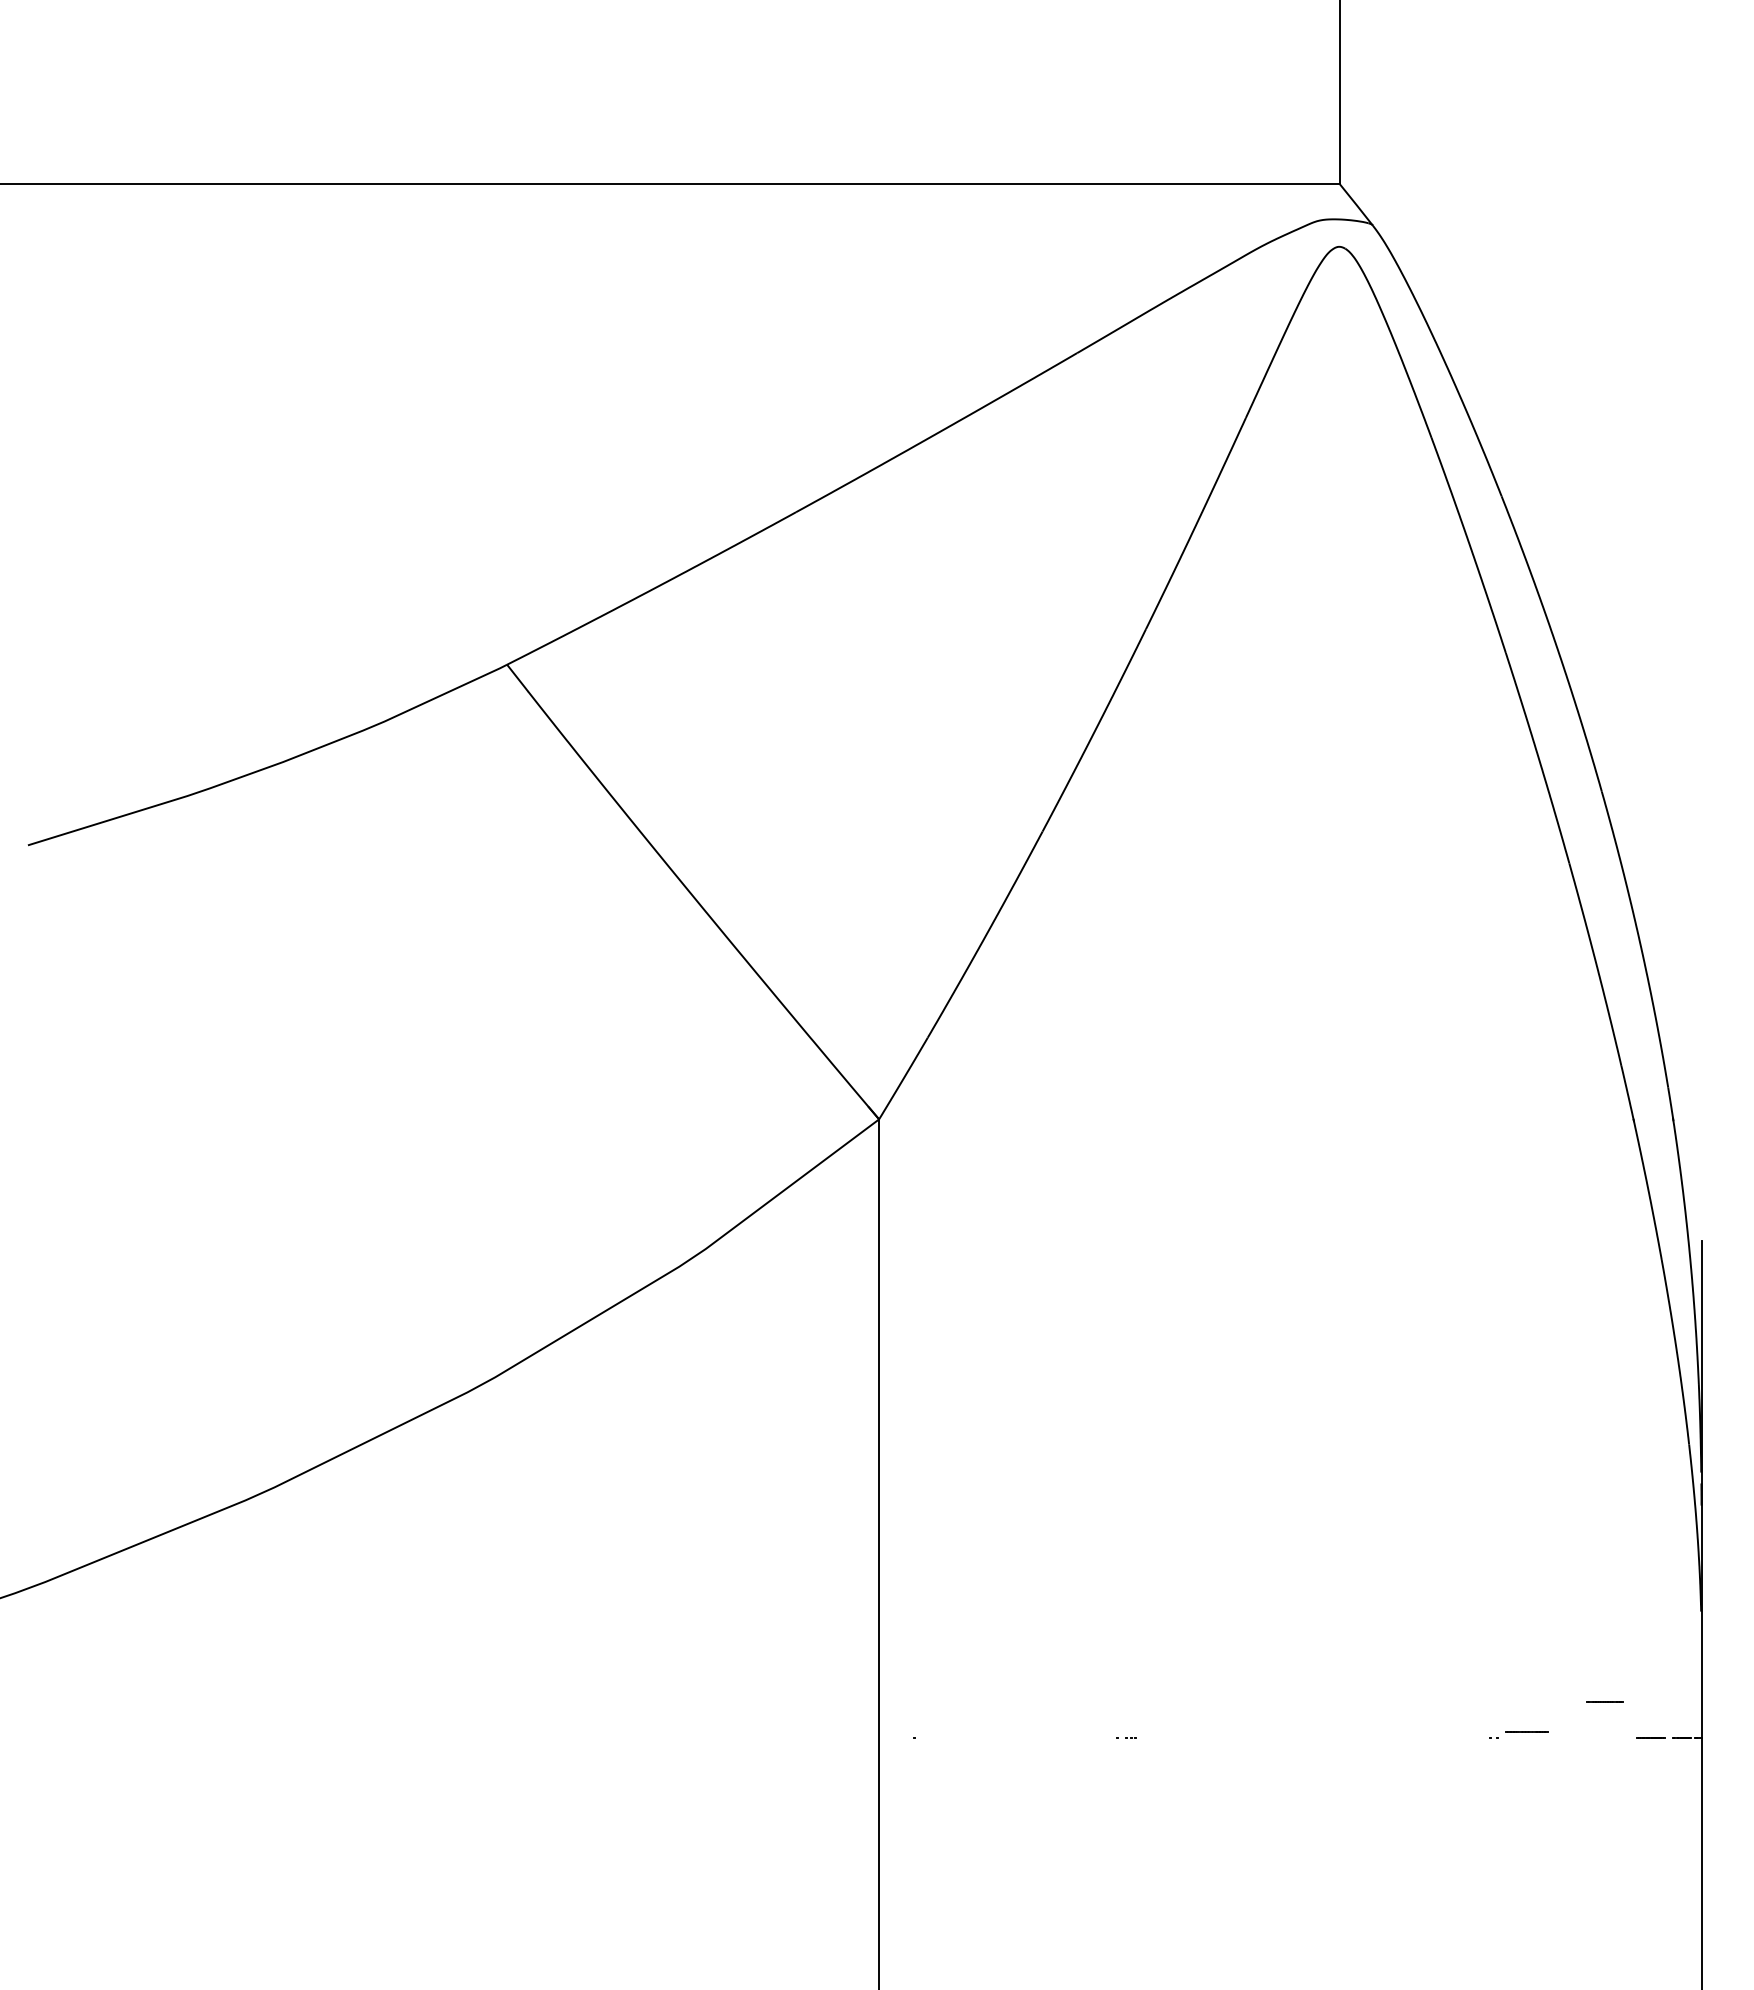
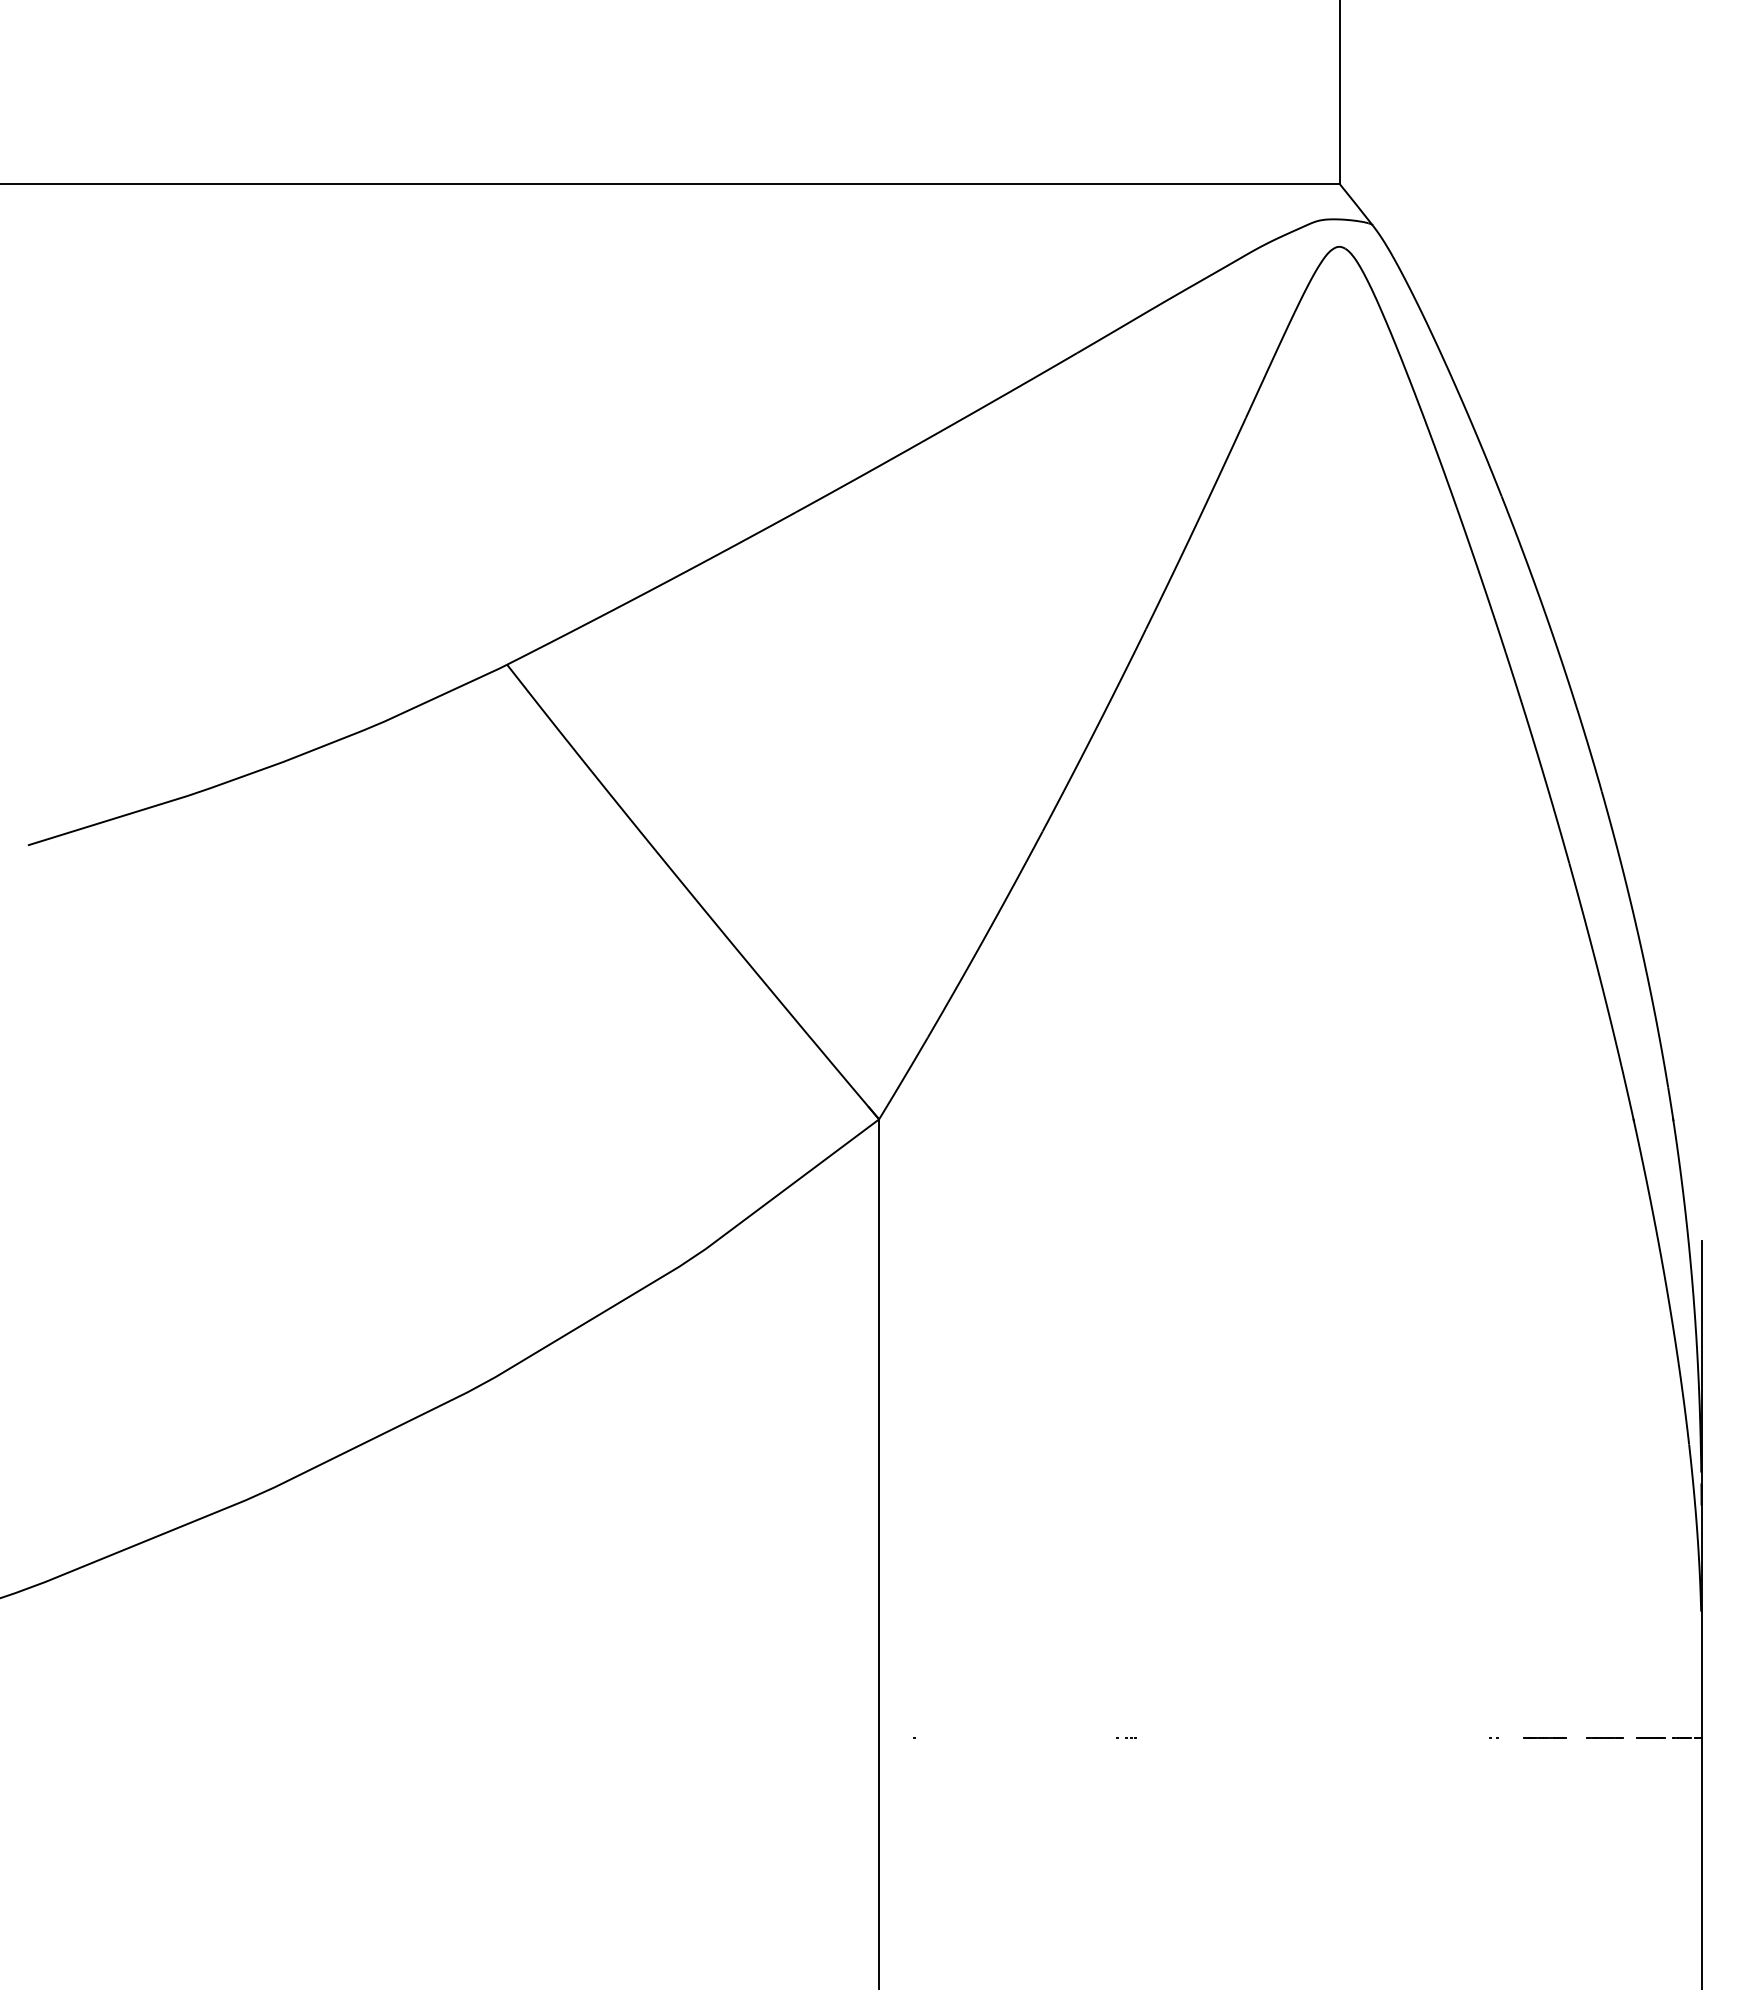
line position: (1604, 1701) -> (1604, 1737) (1604, 1737)
line position: (1526, 1731) -> (1544, 1737) (1544, 1737)
